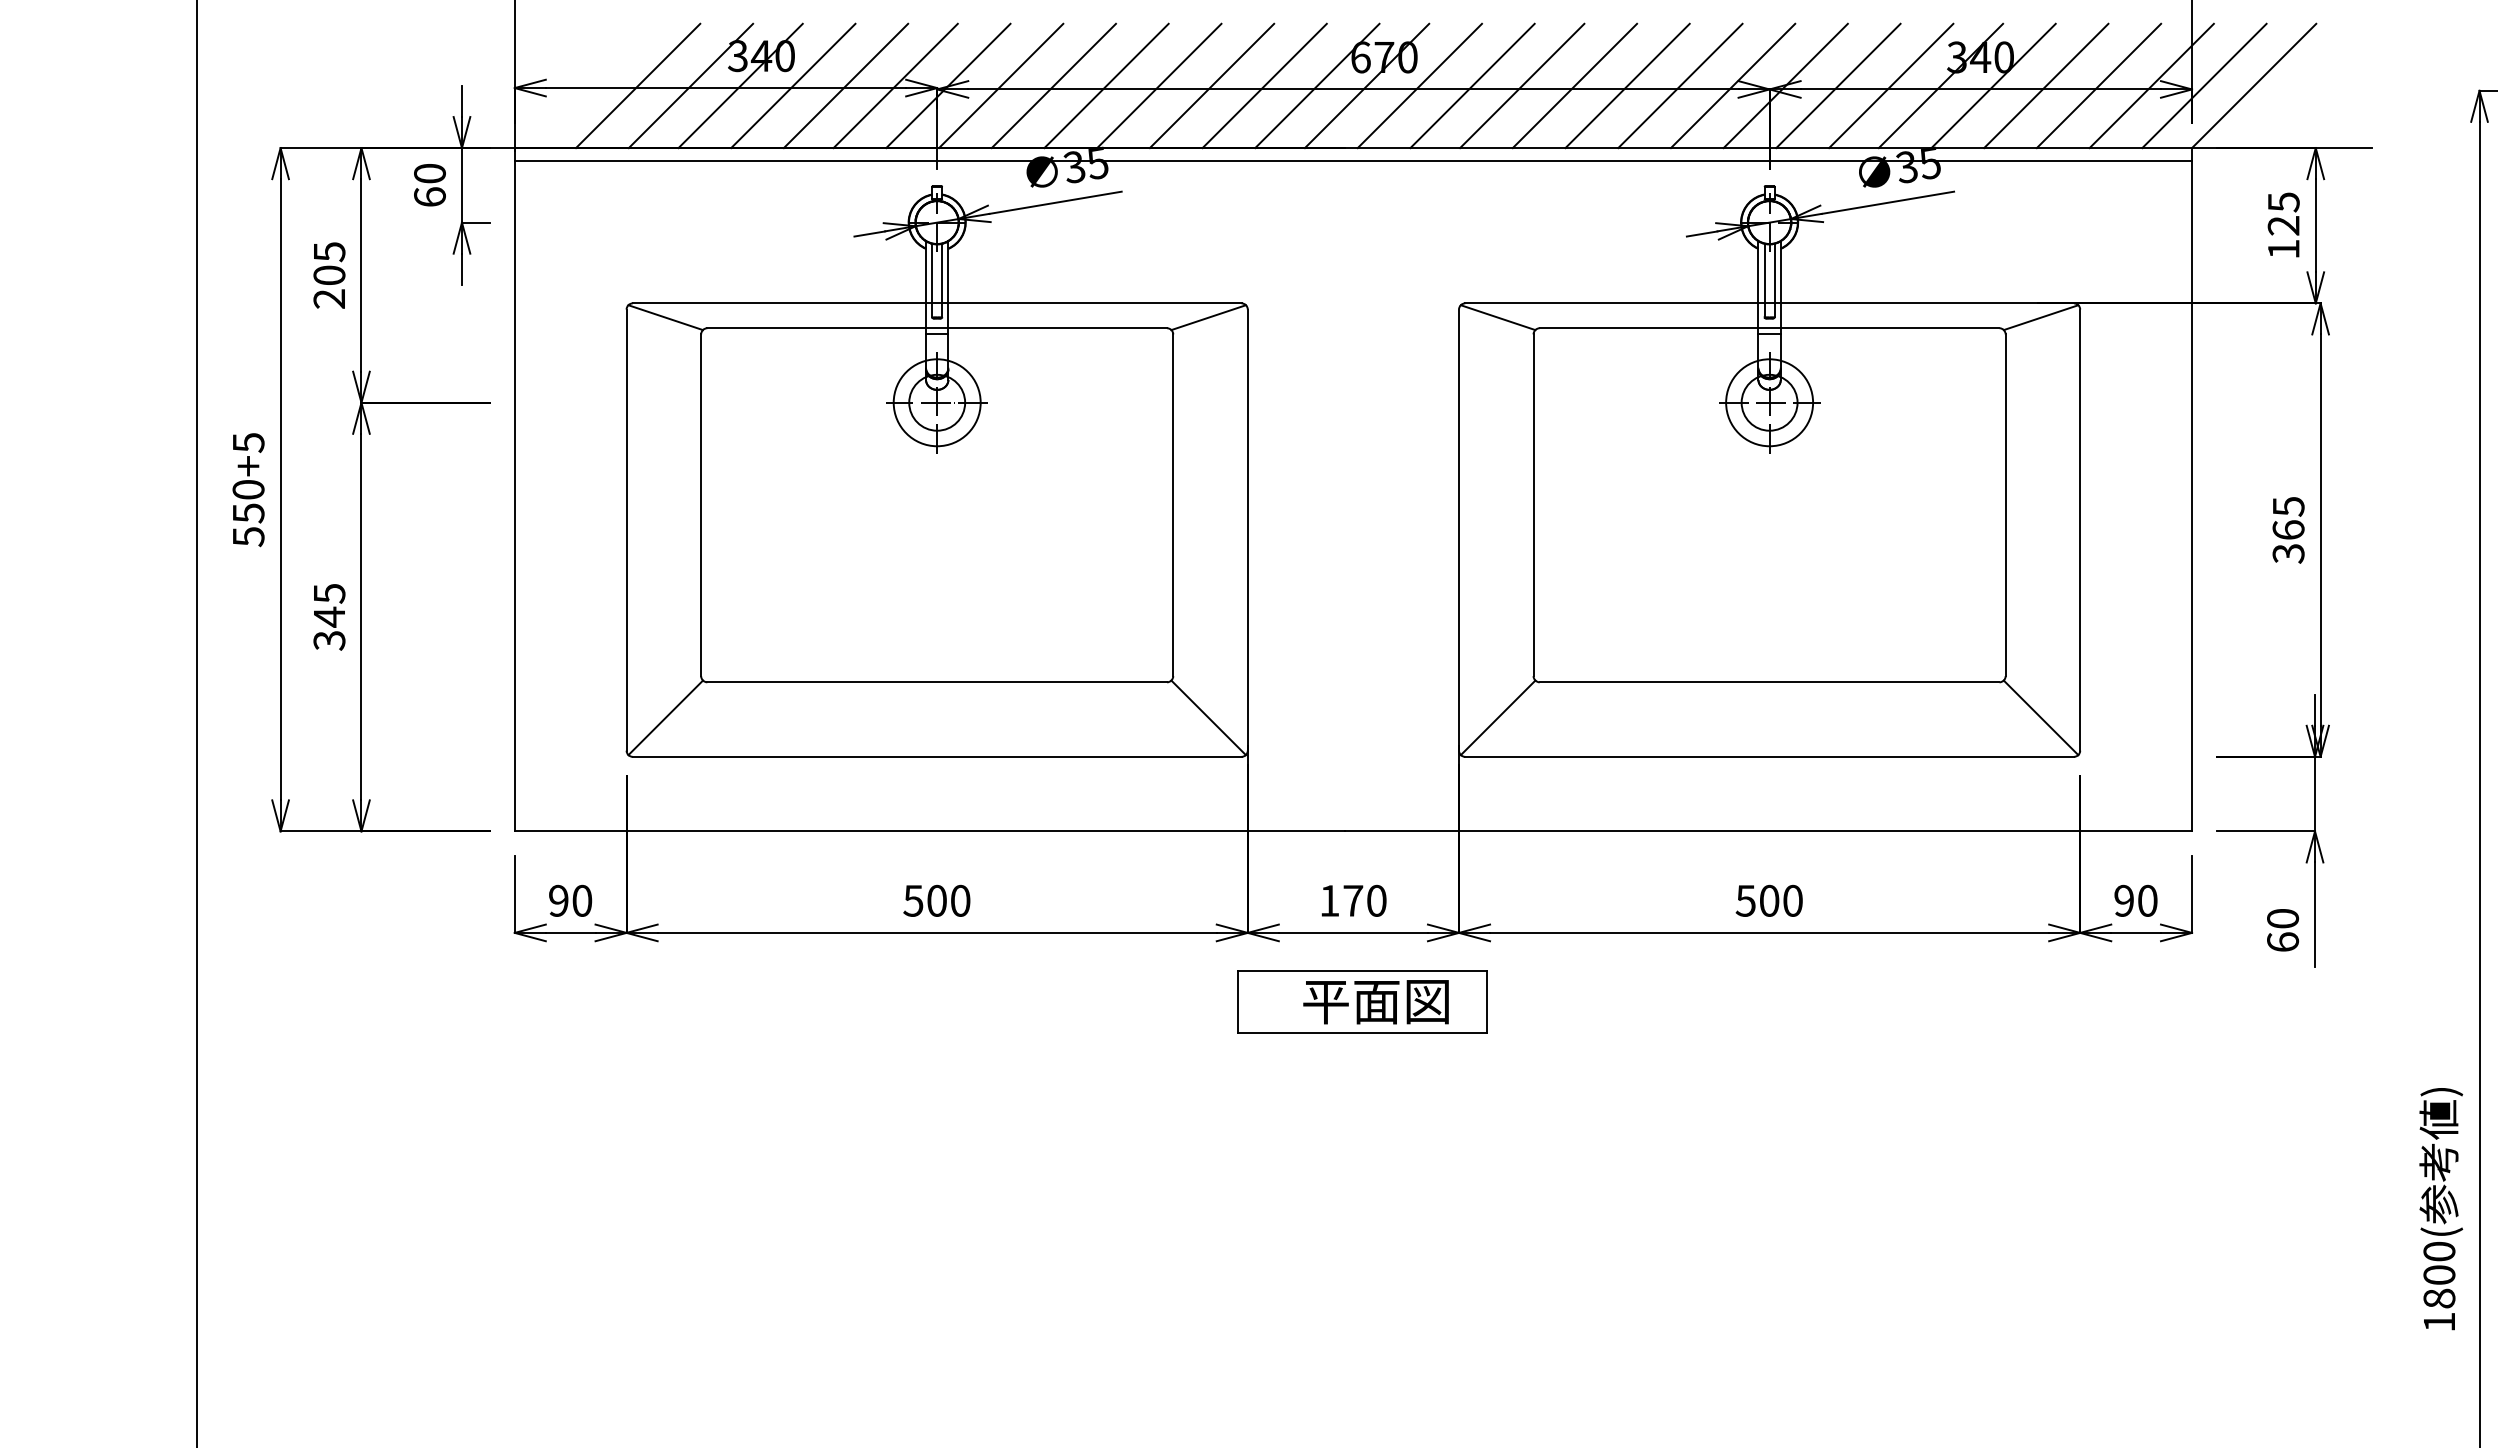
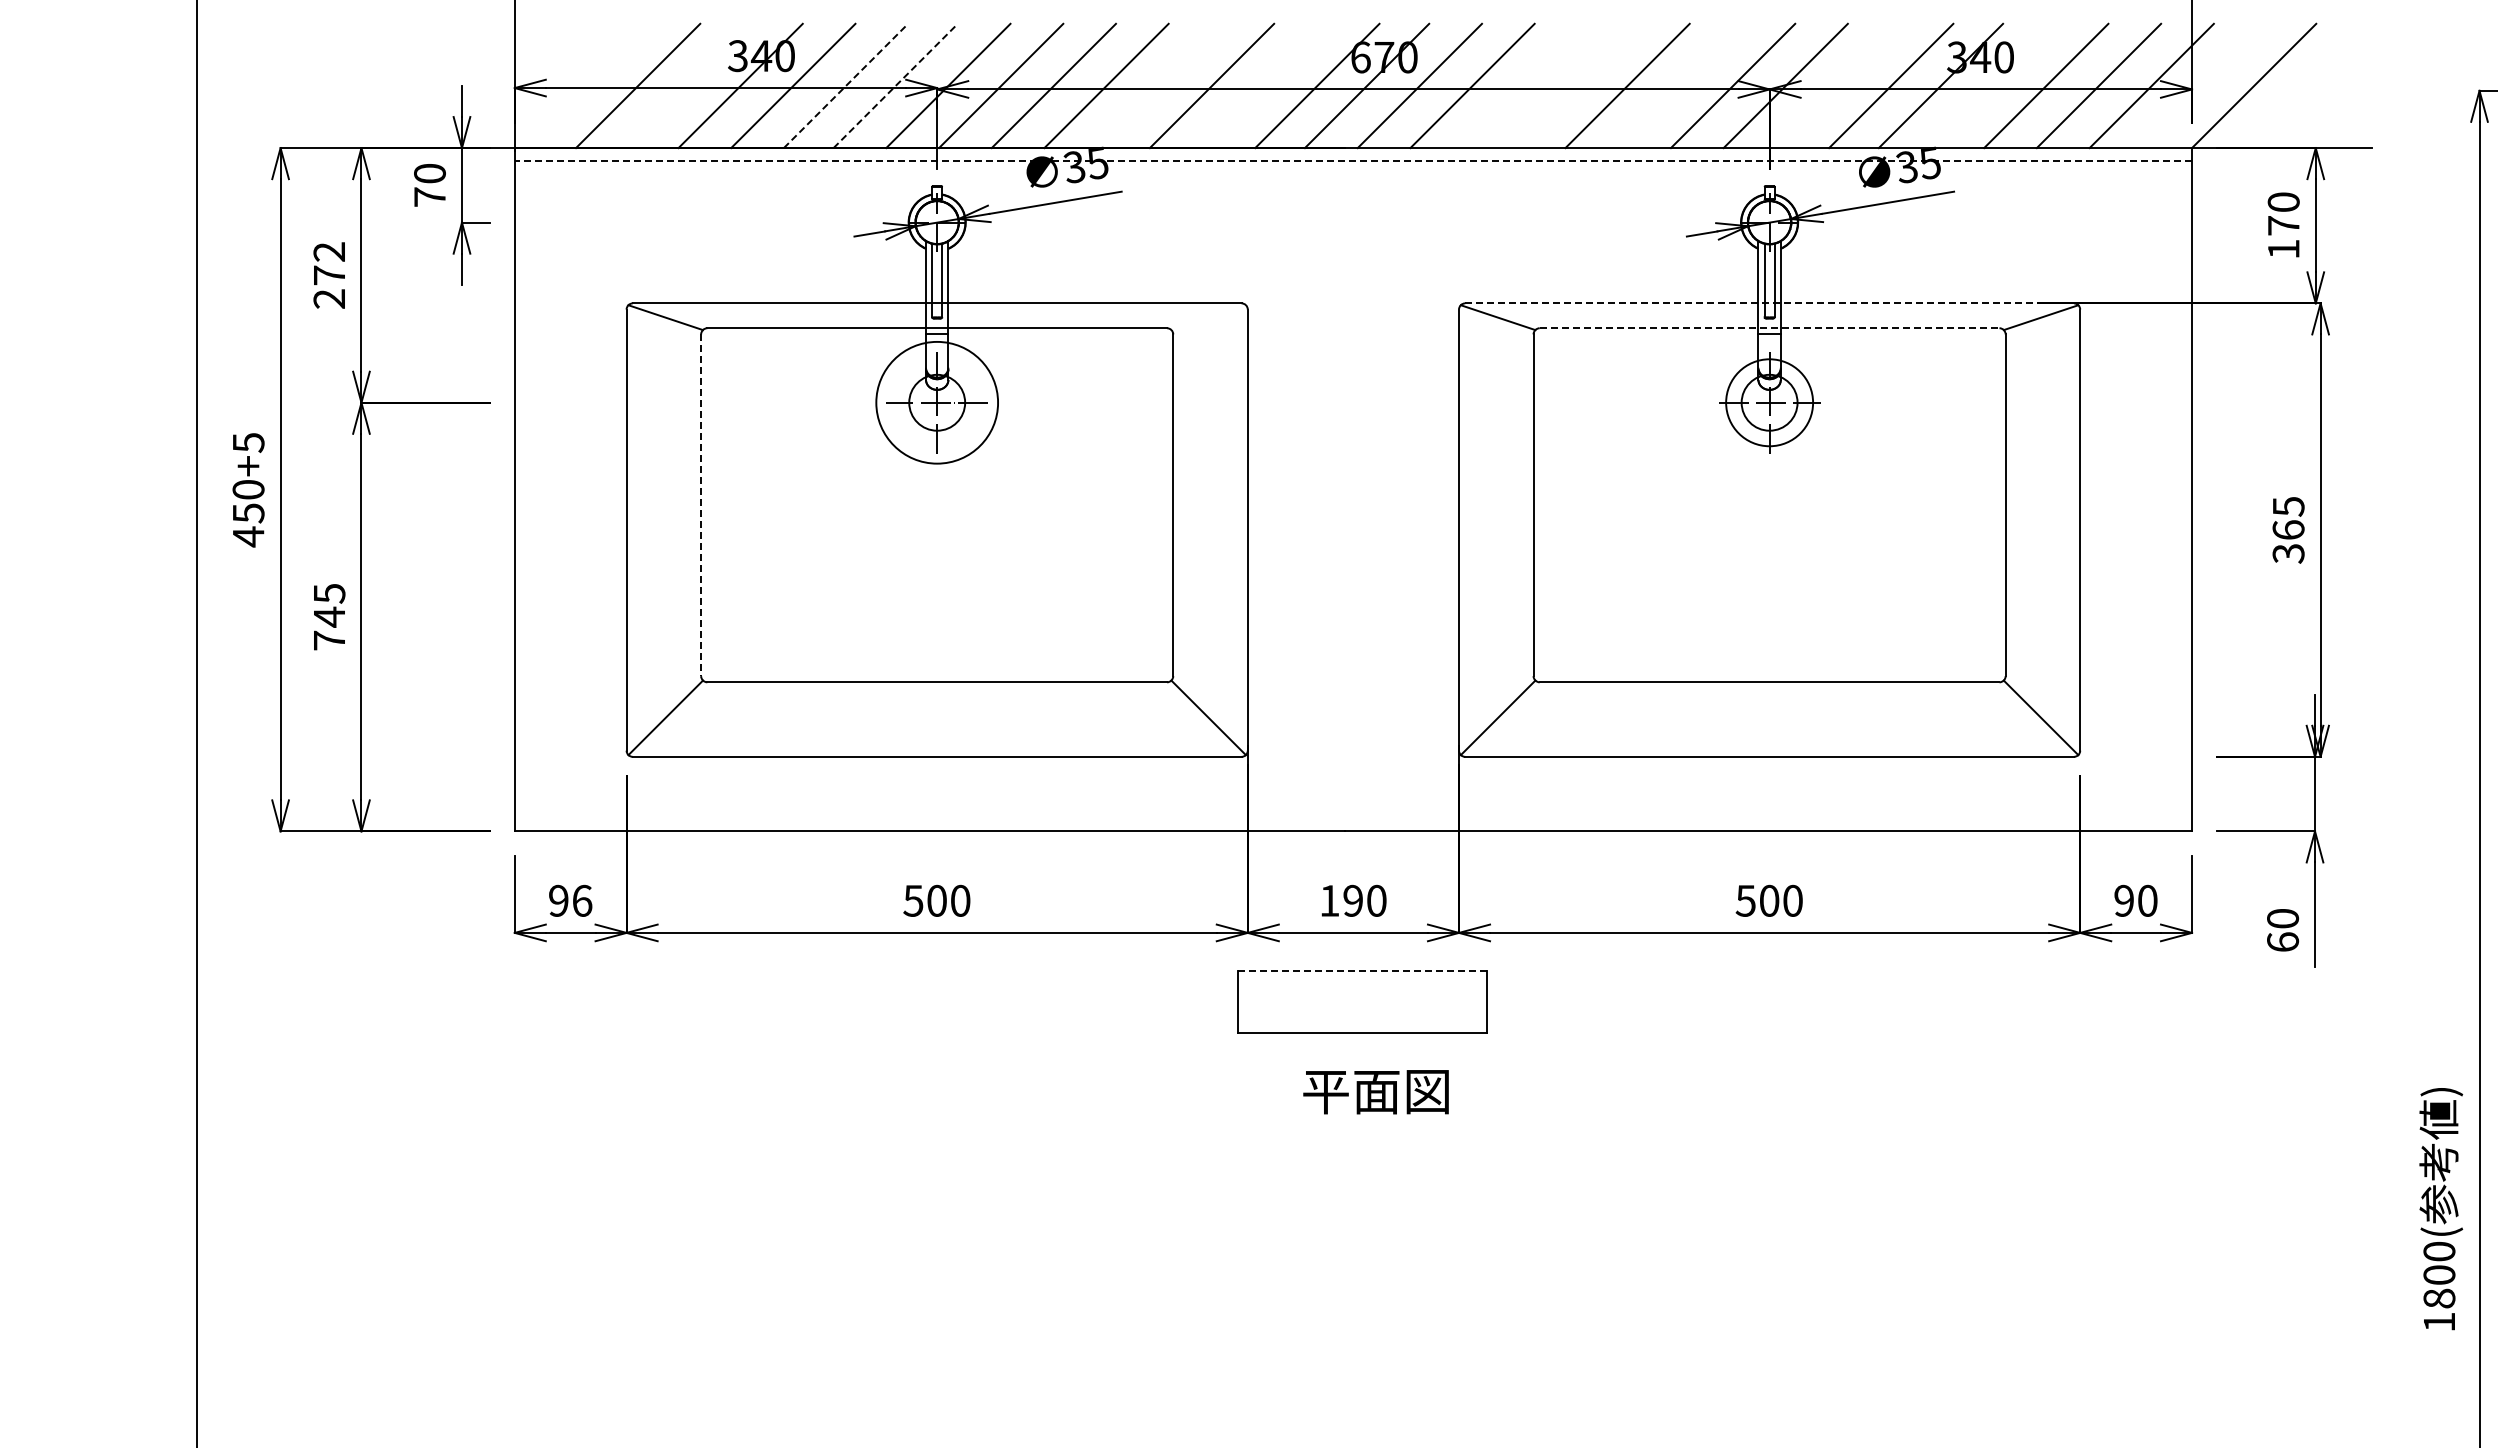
line: present -> none (690, 85)
line: solid -> dashed (846, 85)
line: solid -> dashed (895, 85)
line: present -> none (1159, 85)
line: present -> none (1264, 85)
line: present -> none (1522, 85)
line: present -> none (1574, 85)
line: present -> none (1680, 85)
line: present -> none (1838, 85)
line: present -> none (1993, 85)
line: present -> none (2204, 85)
line: solid -> dashed (1353, 160)
text: 60 -> 70 (429, 196)
text: 125 -> 170 (2283, 213)
text: 205 -> 272 (329, 263)
line: solid -> dashed (1770, 303)
line: present -> none (1208, 317)
line: solid -> dashed (1769, 328)
circle diameter: 87 px -> 122 px (937, 402)
line: solid -> dashed (701, 505)
text: 550+5 -> 450+5 (248, 536)
text: 345 -> 745 (329, 640)
text: 90 -> 96 (582, 900)
text: 170 -> 190 (1353, 900)
line: solid -> dashed (1362, 970)
text position: (1375, 1002) -> (1375, 1092) (1375, 1092)
